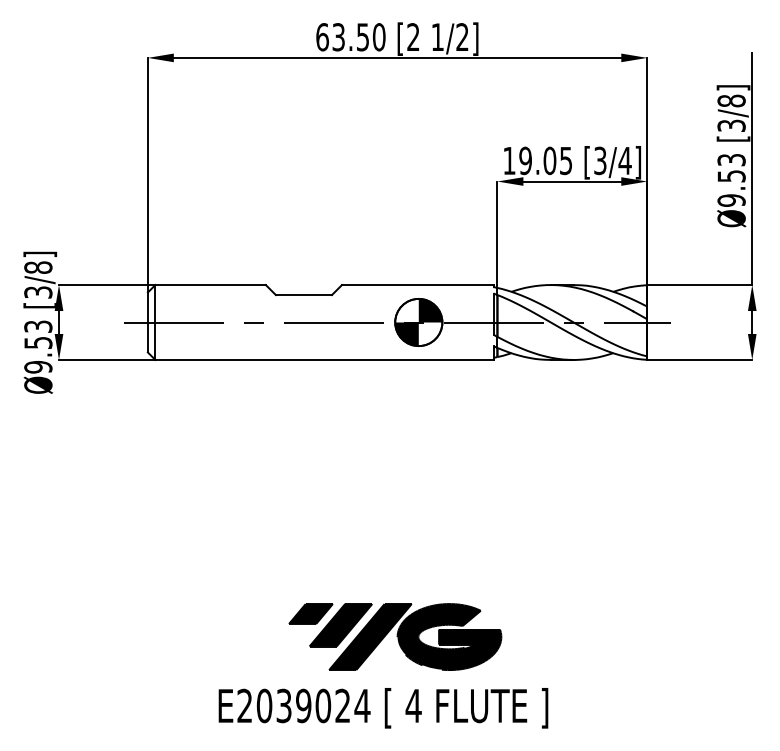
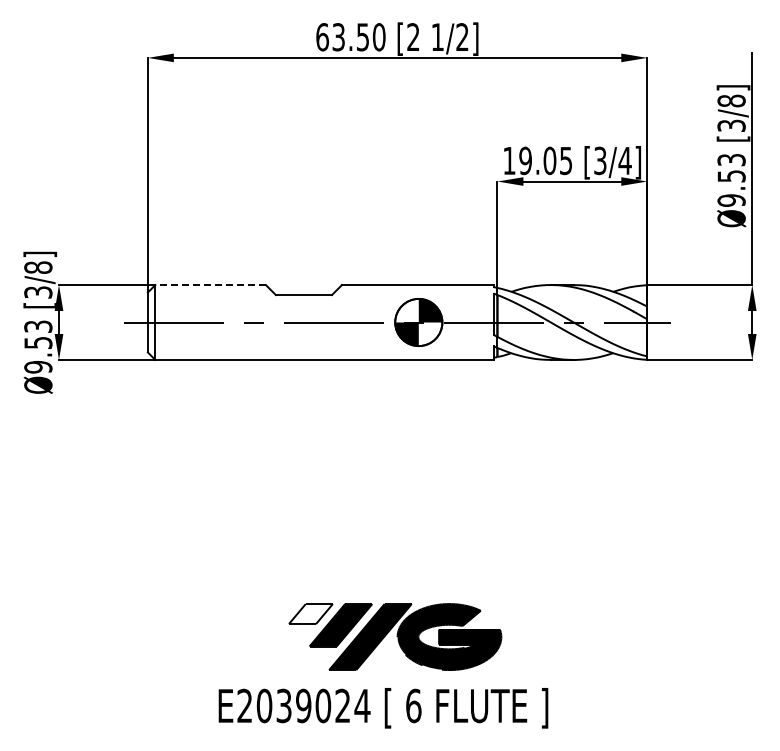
line: solid -> dashed (210, 285)
fill: present -> none (310, 613)
text: 4 -> 6 (413, 705)
